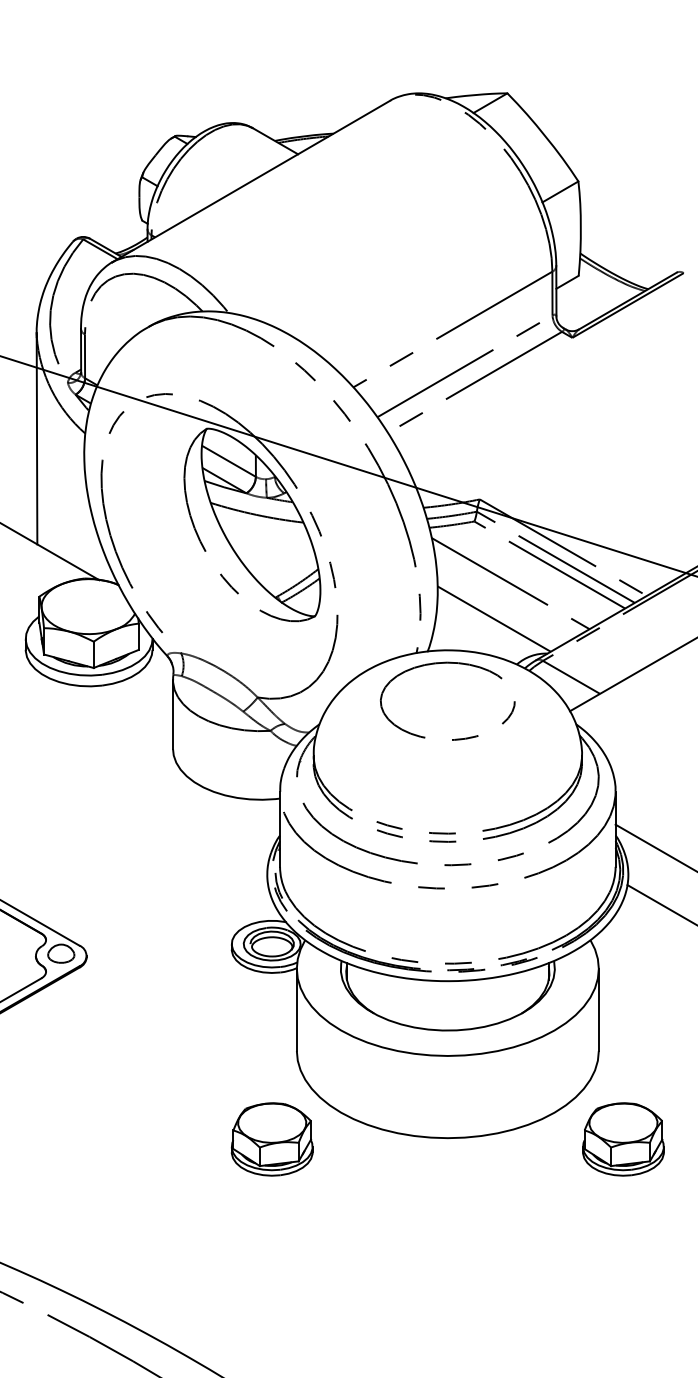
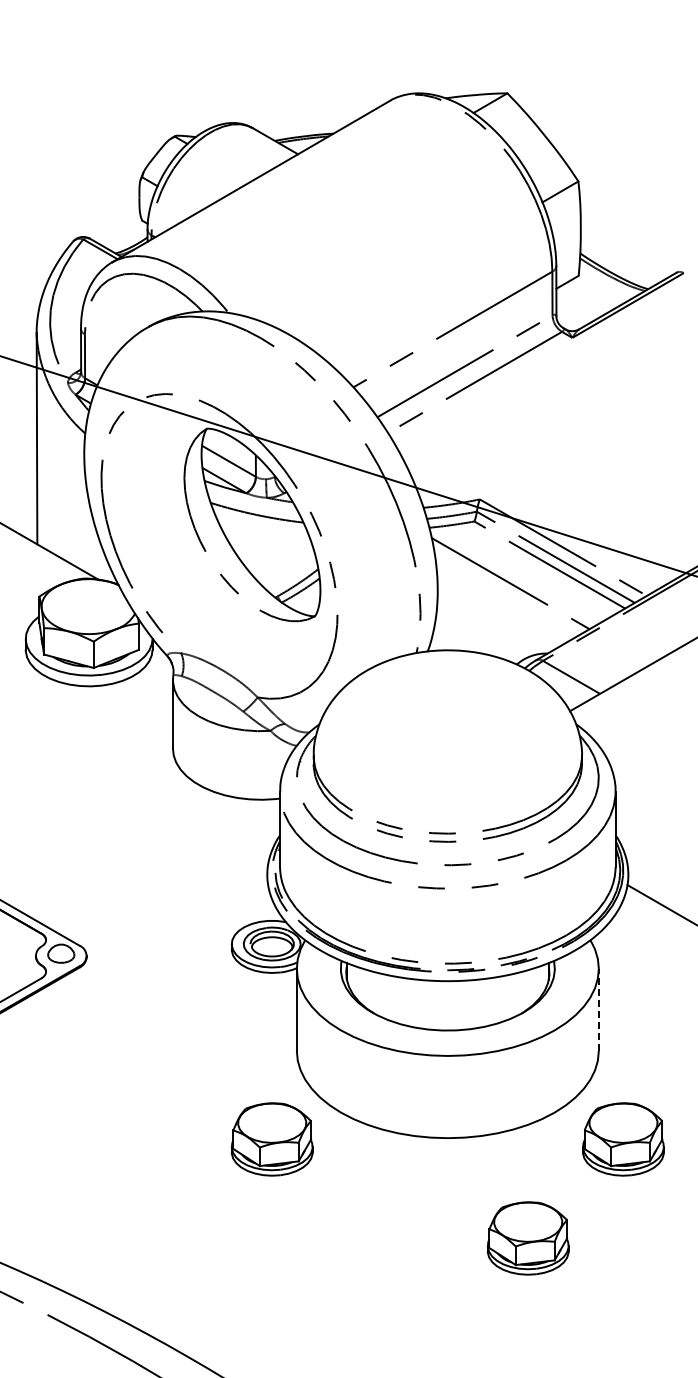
line: present -> none (493, 618)
part: present -> none (447, 663)
line: present -> none (654, 847)
line: solid -> dashed (598, 1009)
part: none -> present (527, 1238)
